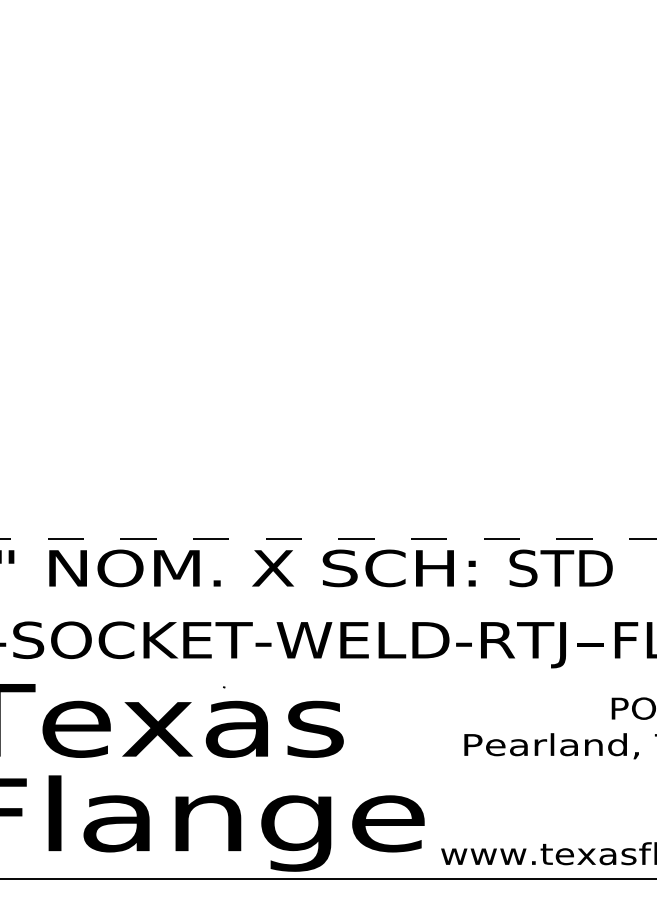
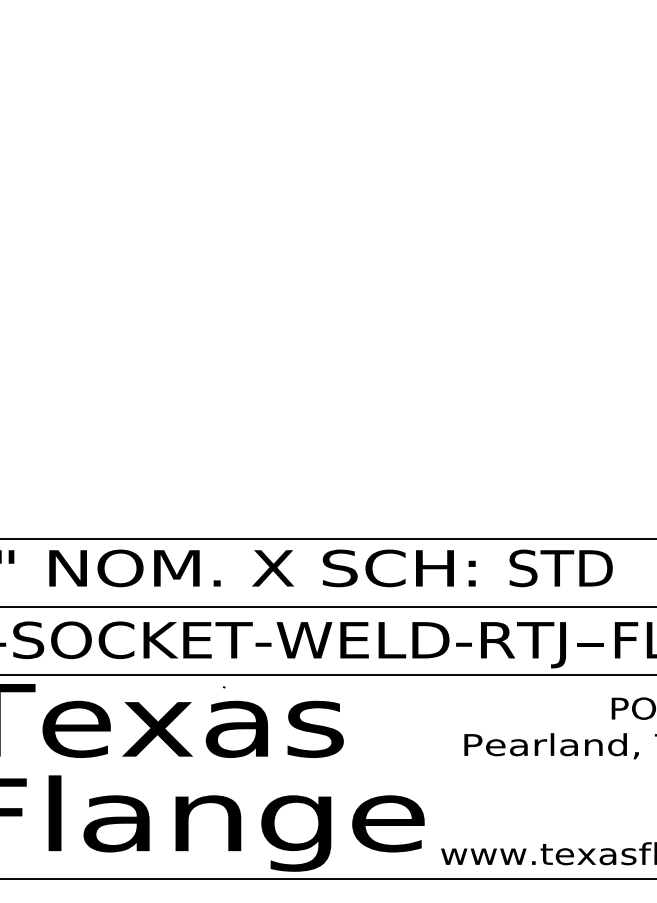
line: dashed -> solid (328, 538)
line: none -> present (327, 606)
line: none -> present (327, 675)
